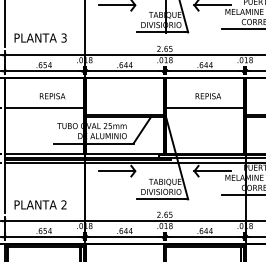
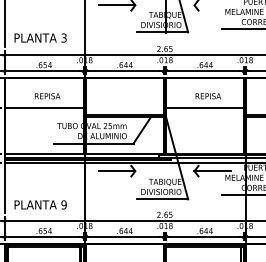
line: present -> none (212, 5)
text position: (52, 96) -> (47, 96) (47, 96)
text: 2 -> 9 (63, 204)
